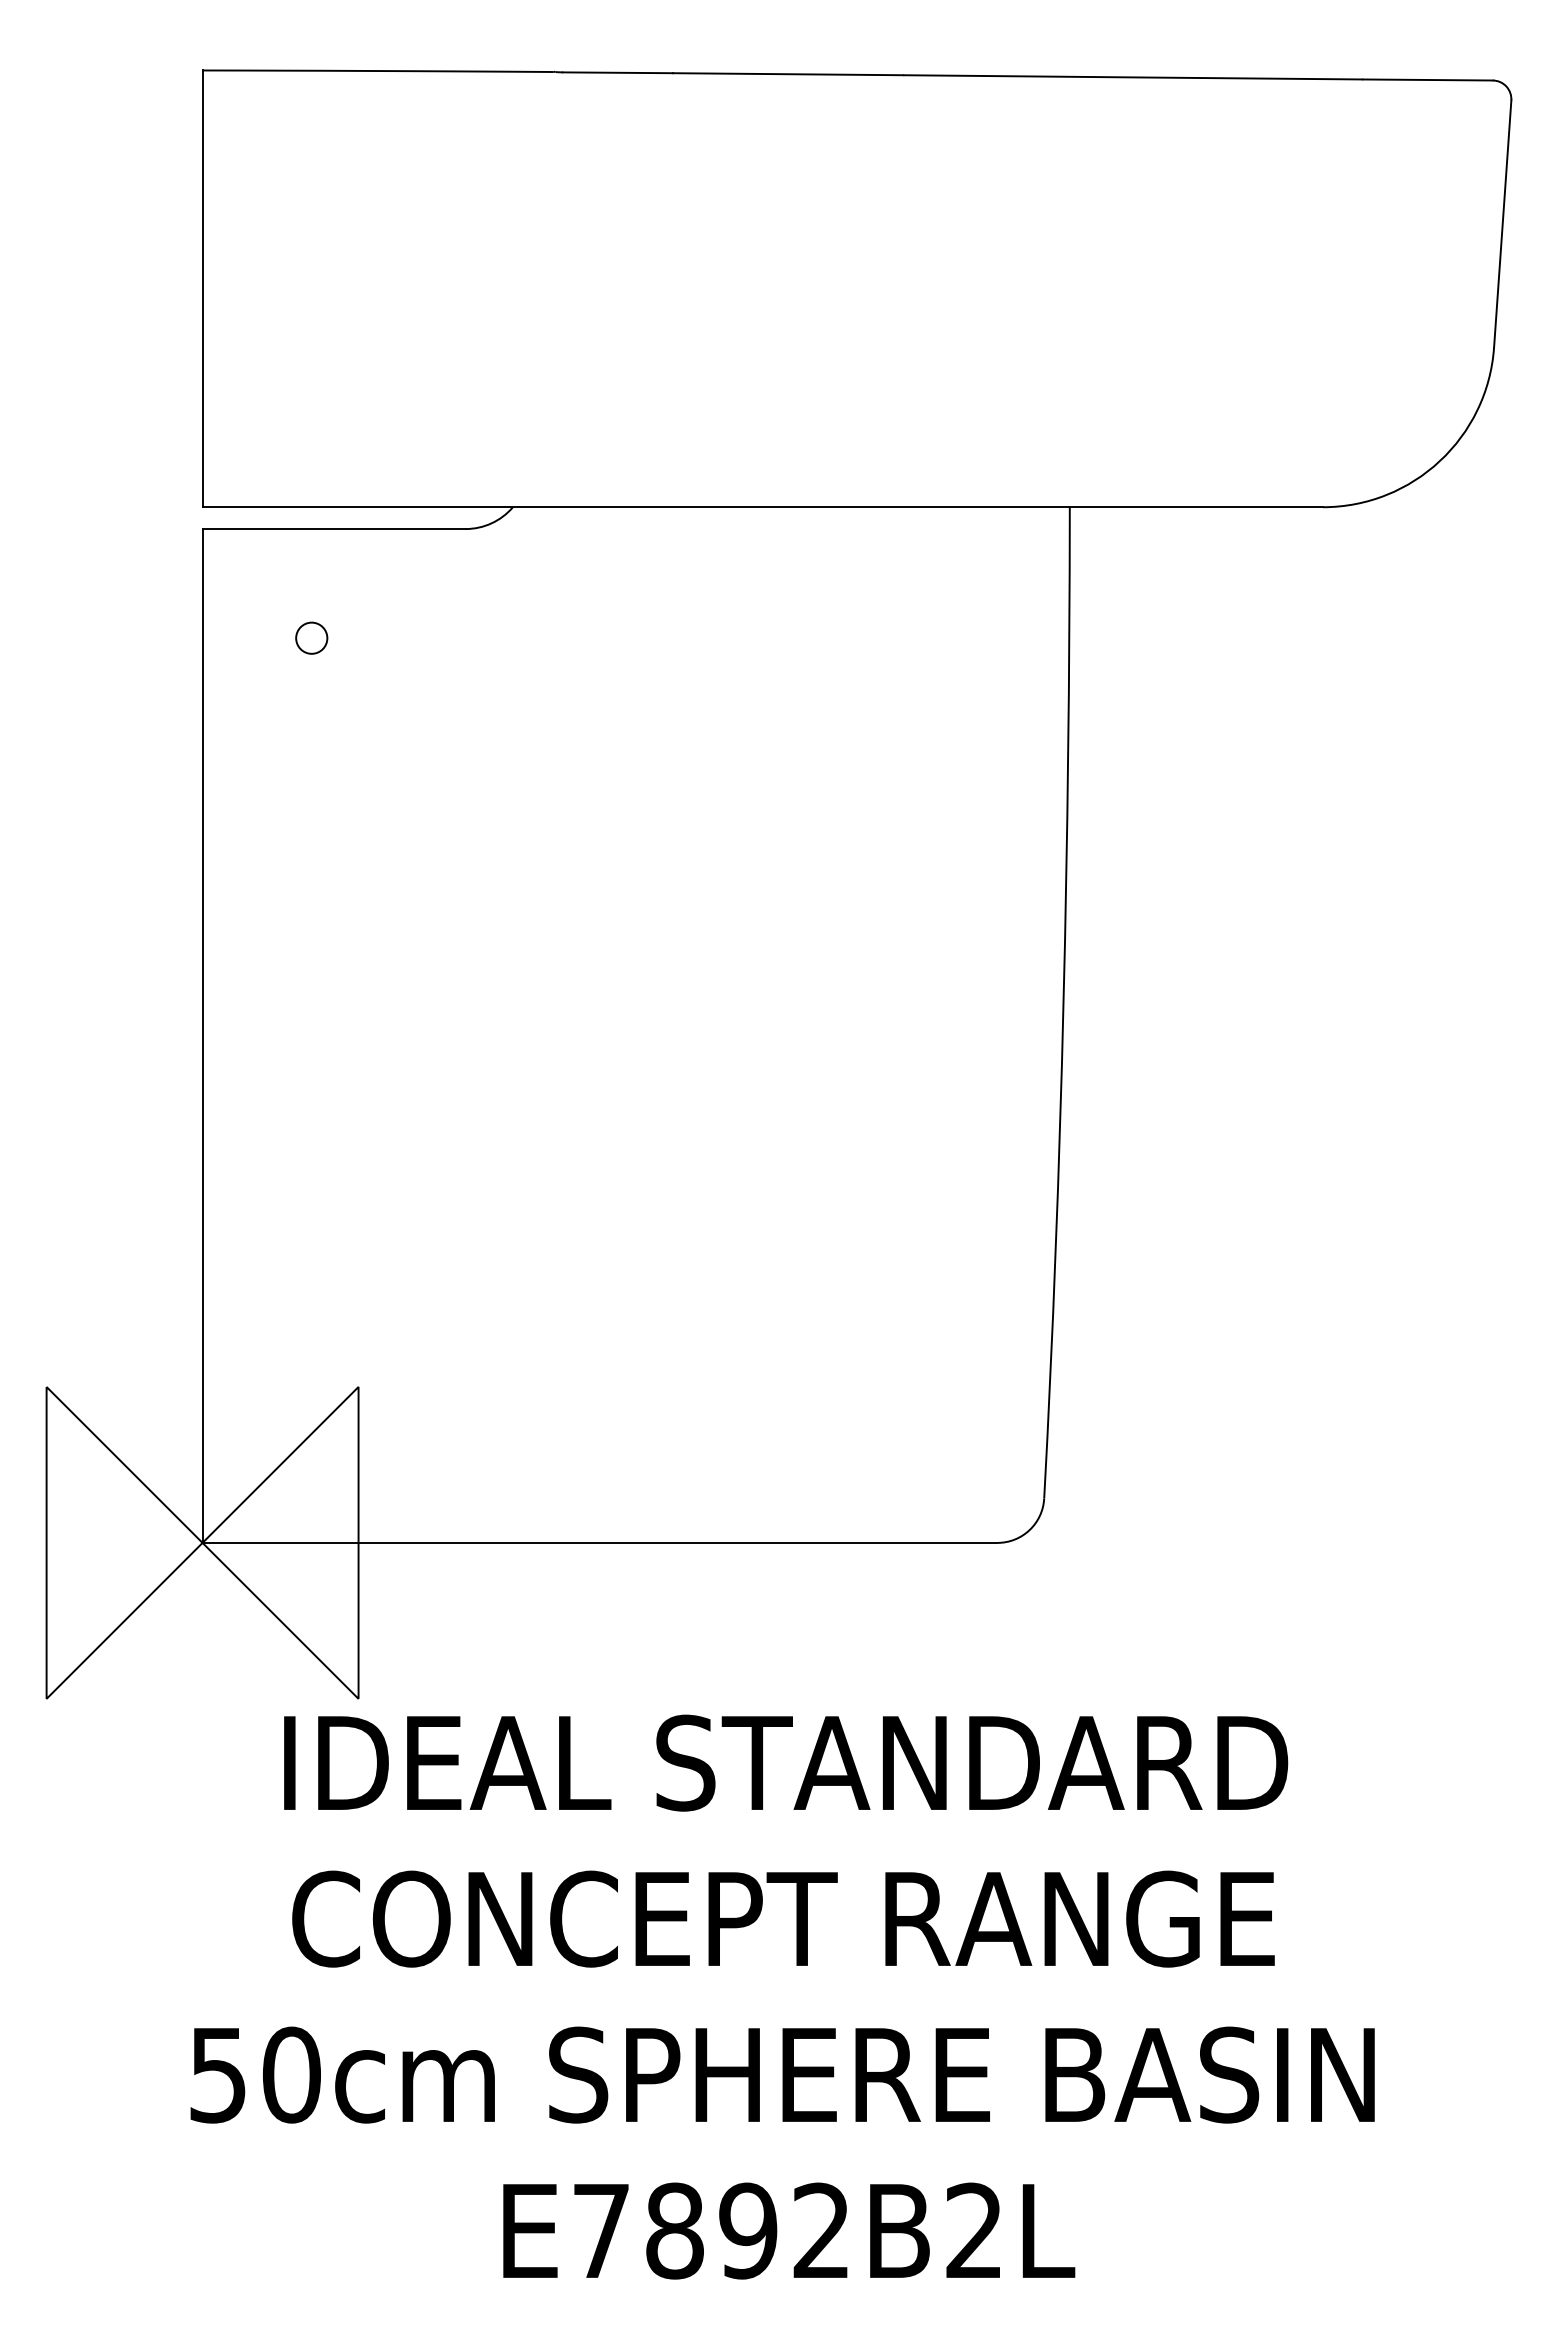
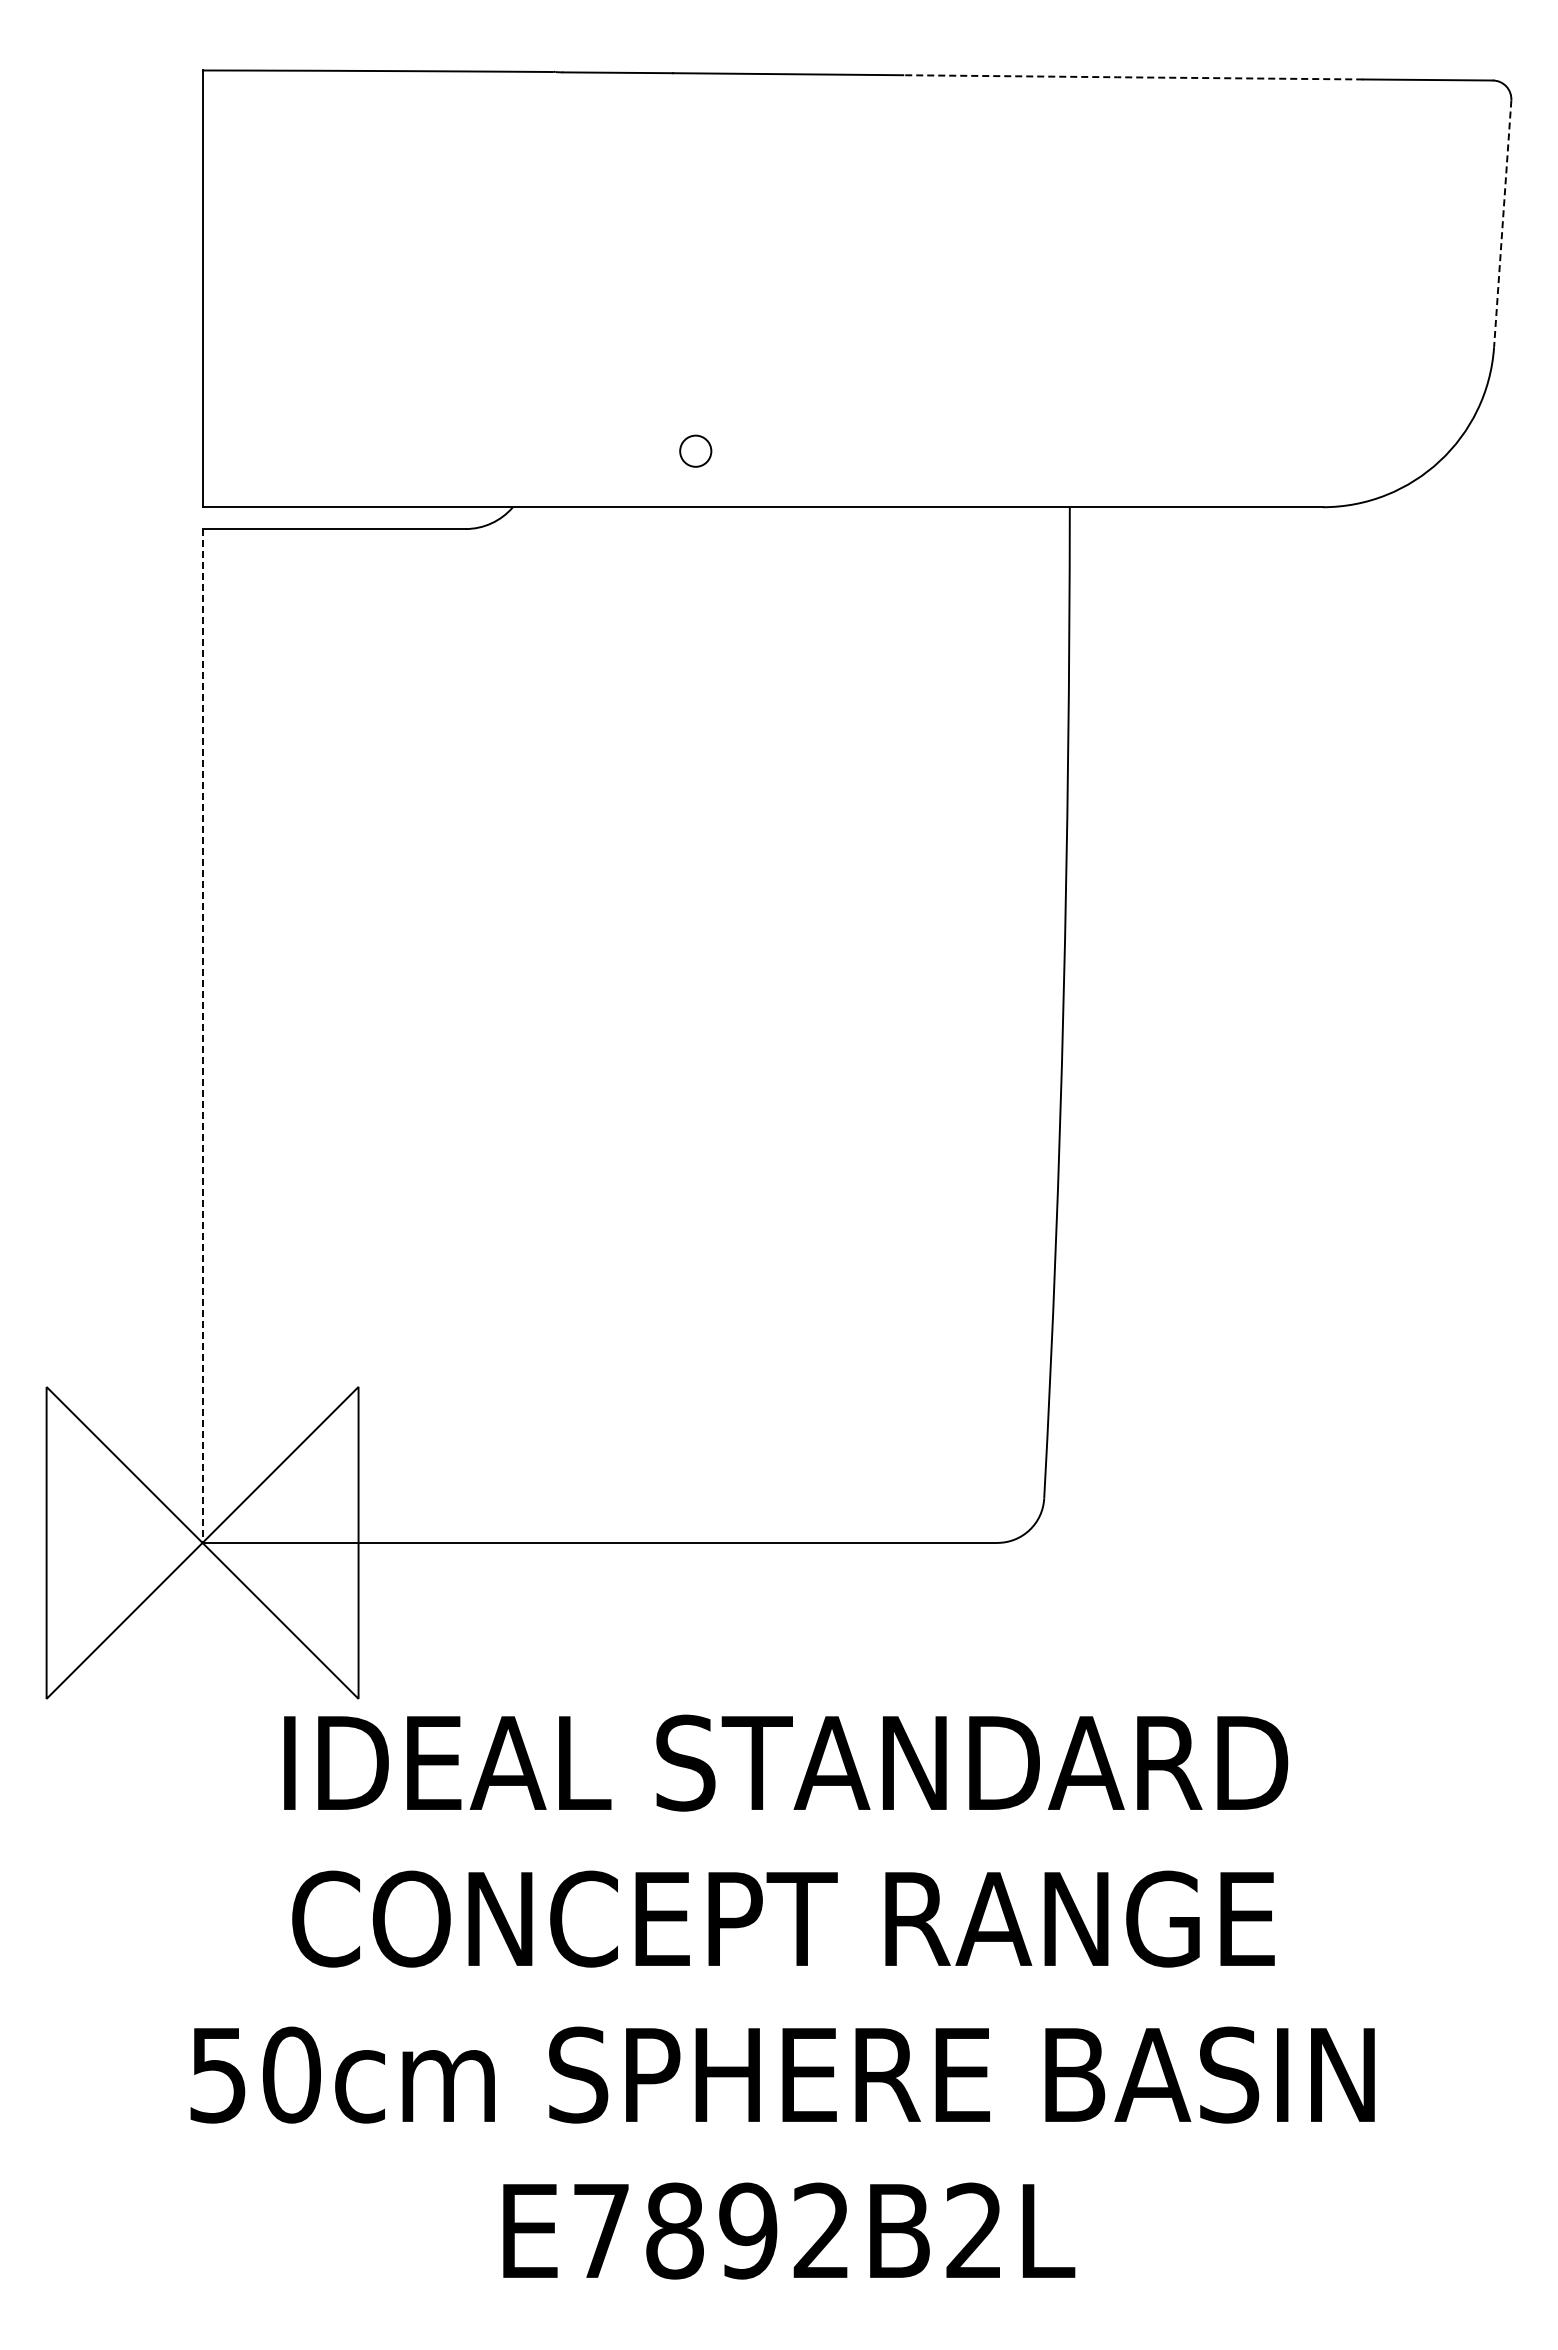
line: solid -> dashed (1133, 77)
line: solid -> dashed (1502, 224)
circle position: (311, 637) -> (695, 450) (695, 450)
line: solid -> dashed (202, 1035)
